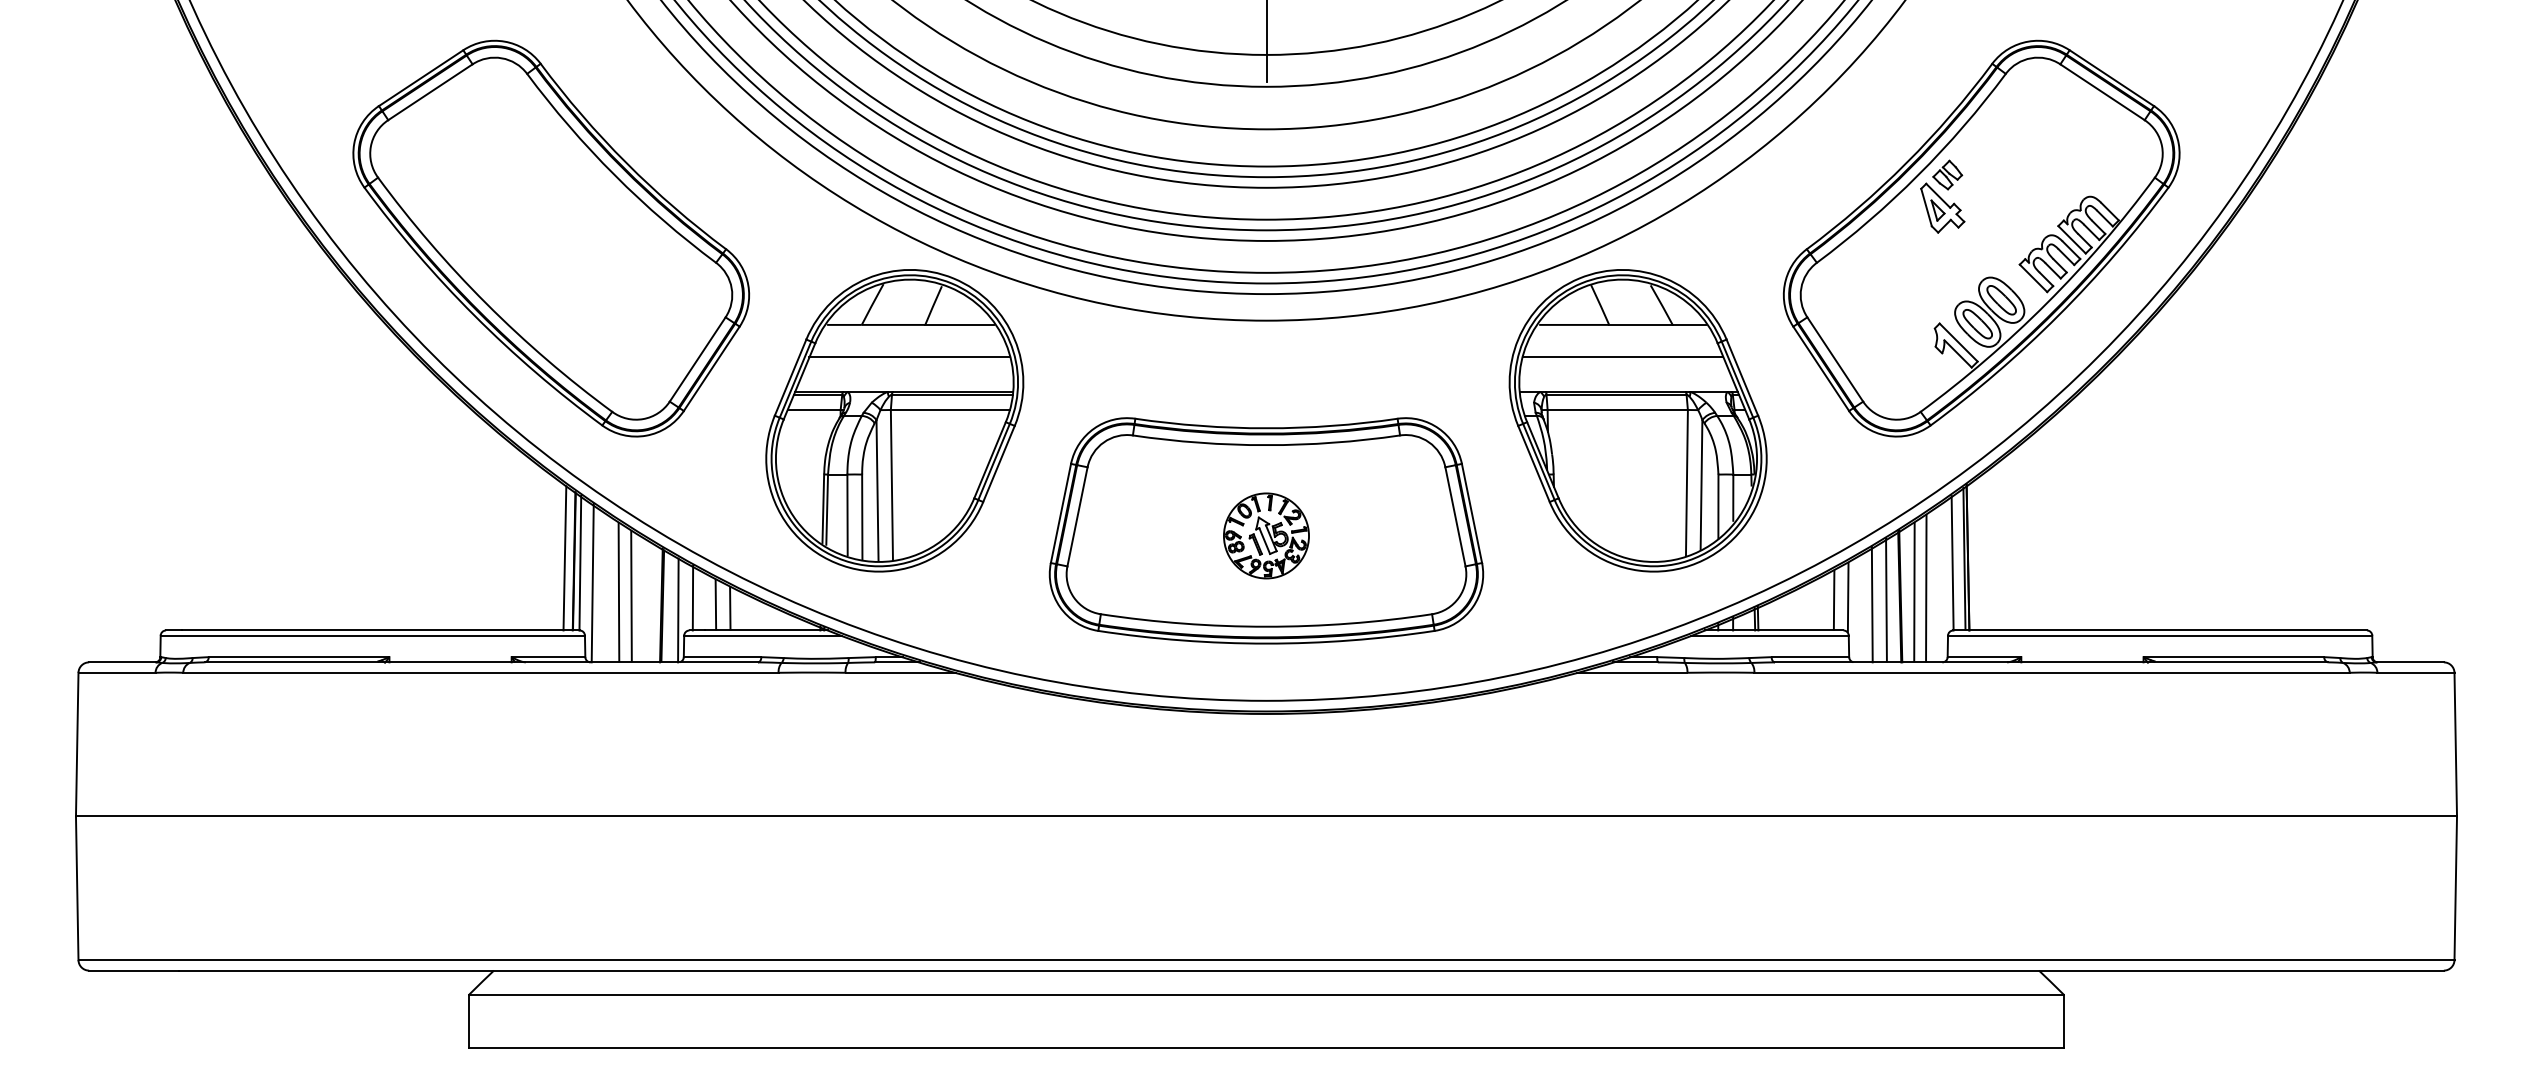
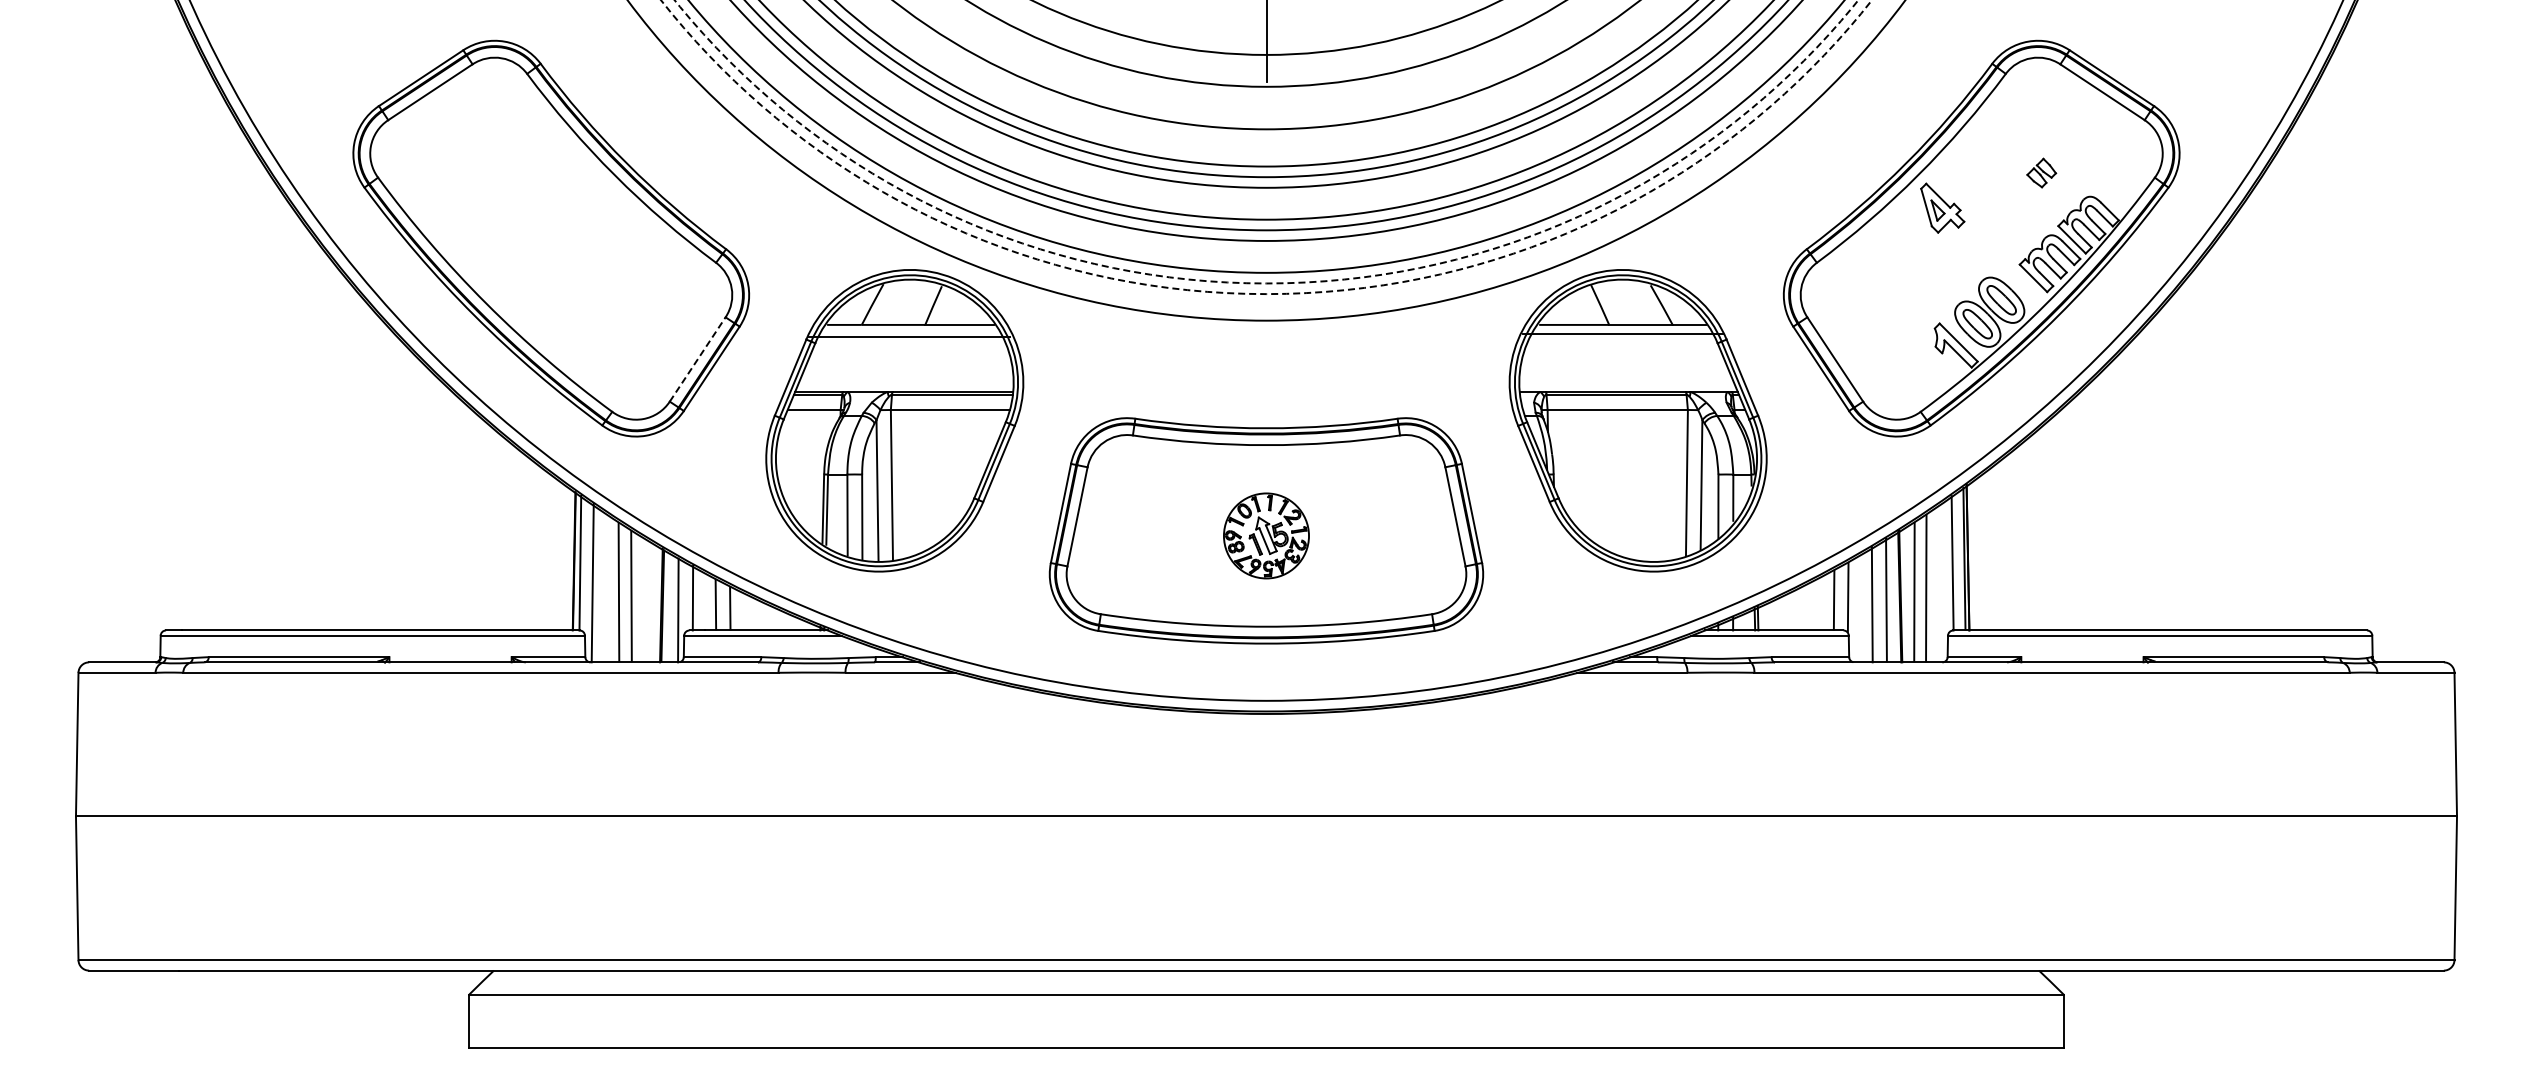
circle: solid -> dashed (1266, 141)
circle: solid -> dashed (1266, 147)
part position: (1947, 174) -> (2041, 172) (2041, 172)
line position: (909, 356) -> (909, 336) (909, 336)
line position: (1622, 356) -> (1622, 333) (1622, 333)
line: solid -> dashed (697, 359)
line: present -> none (564, 558)
